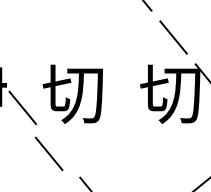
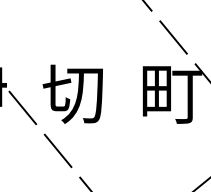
text: 切 -> 町 (171, 93)
line position: (48, 153) -> (57, 150) (57, 150)
